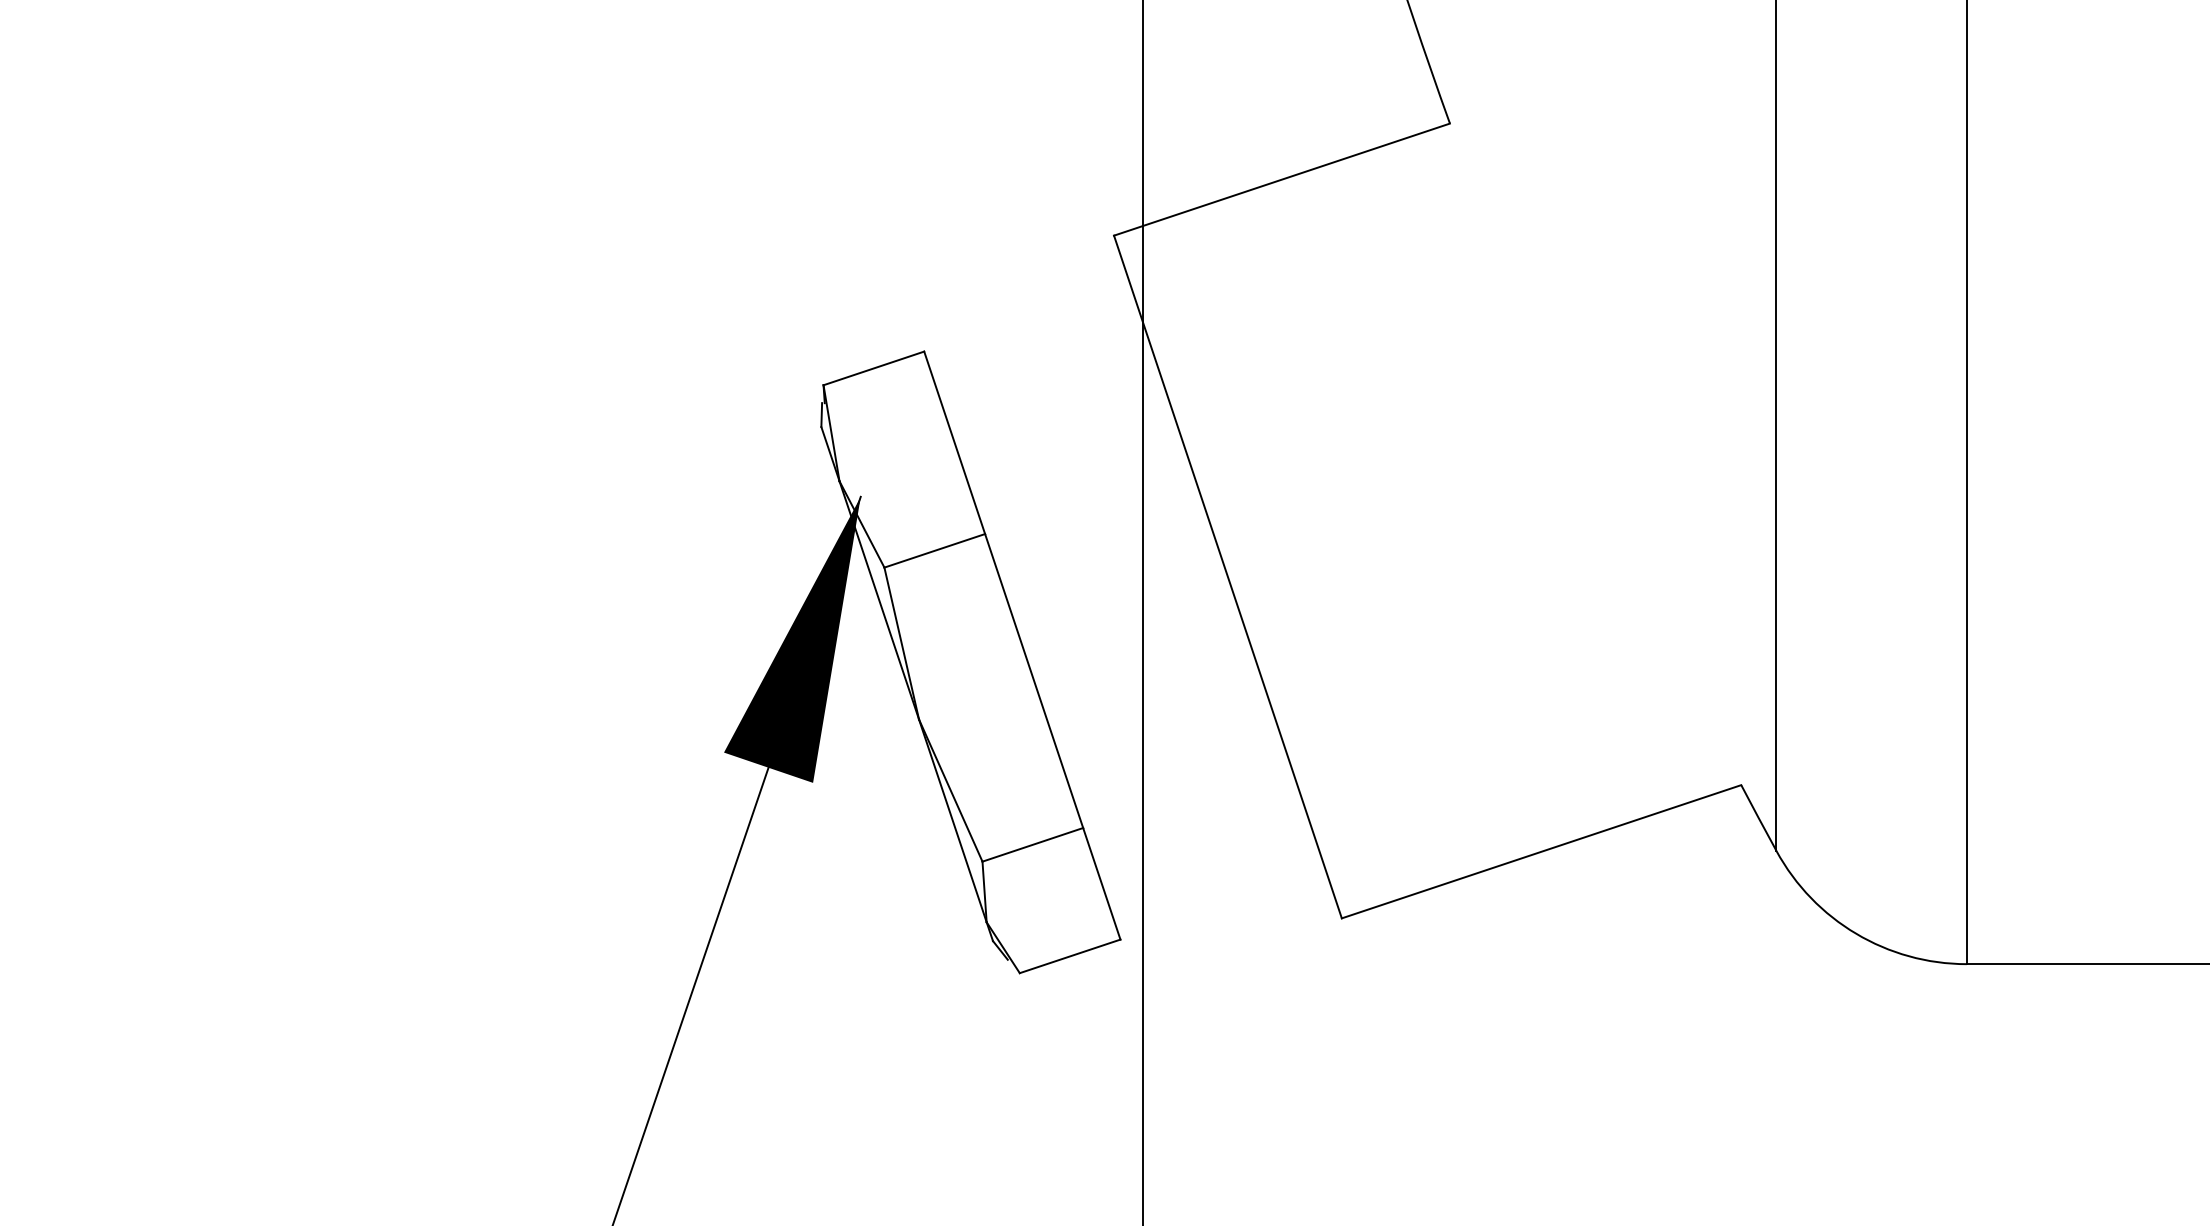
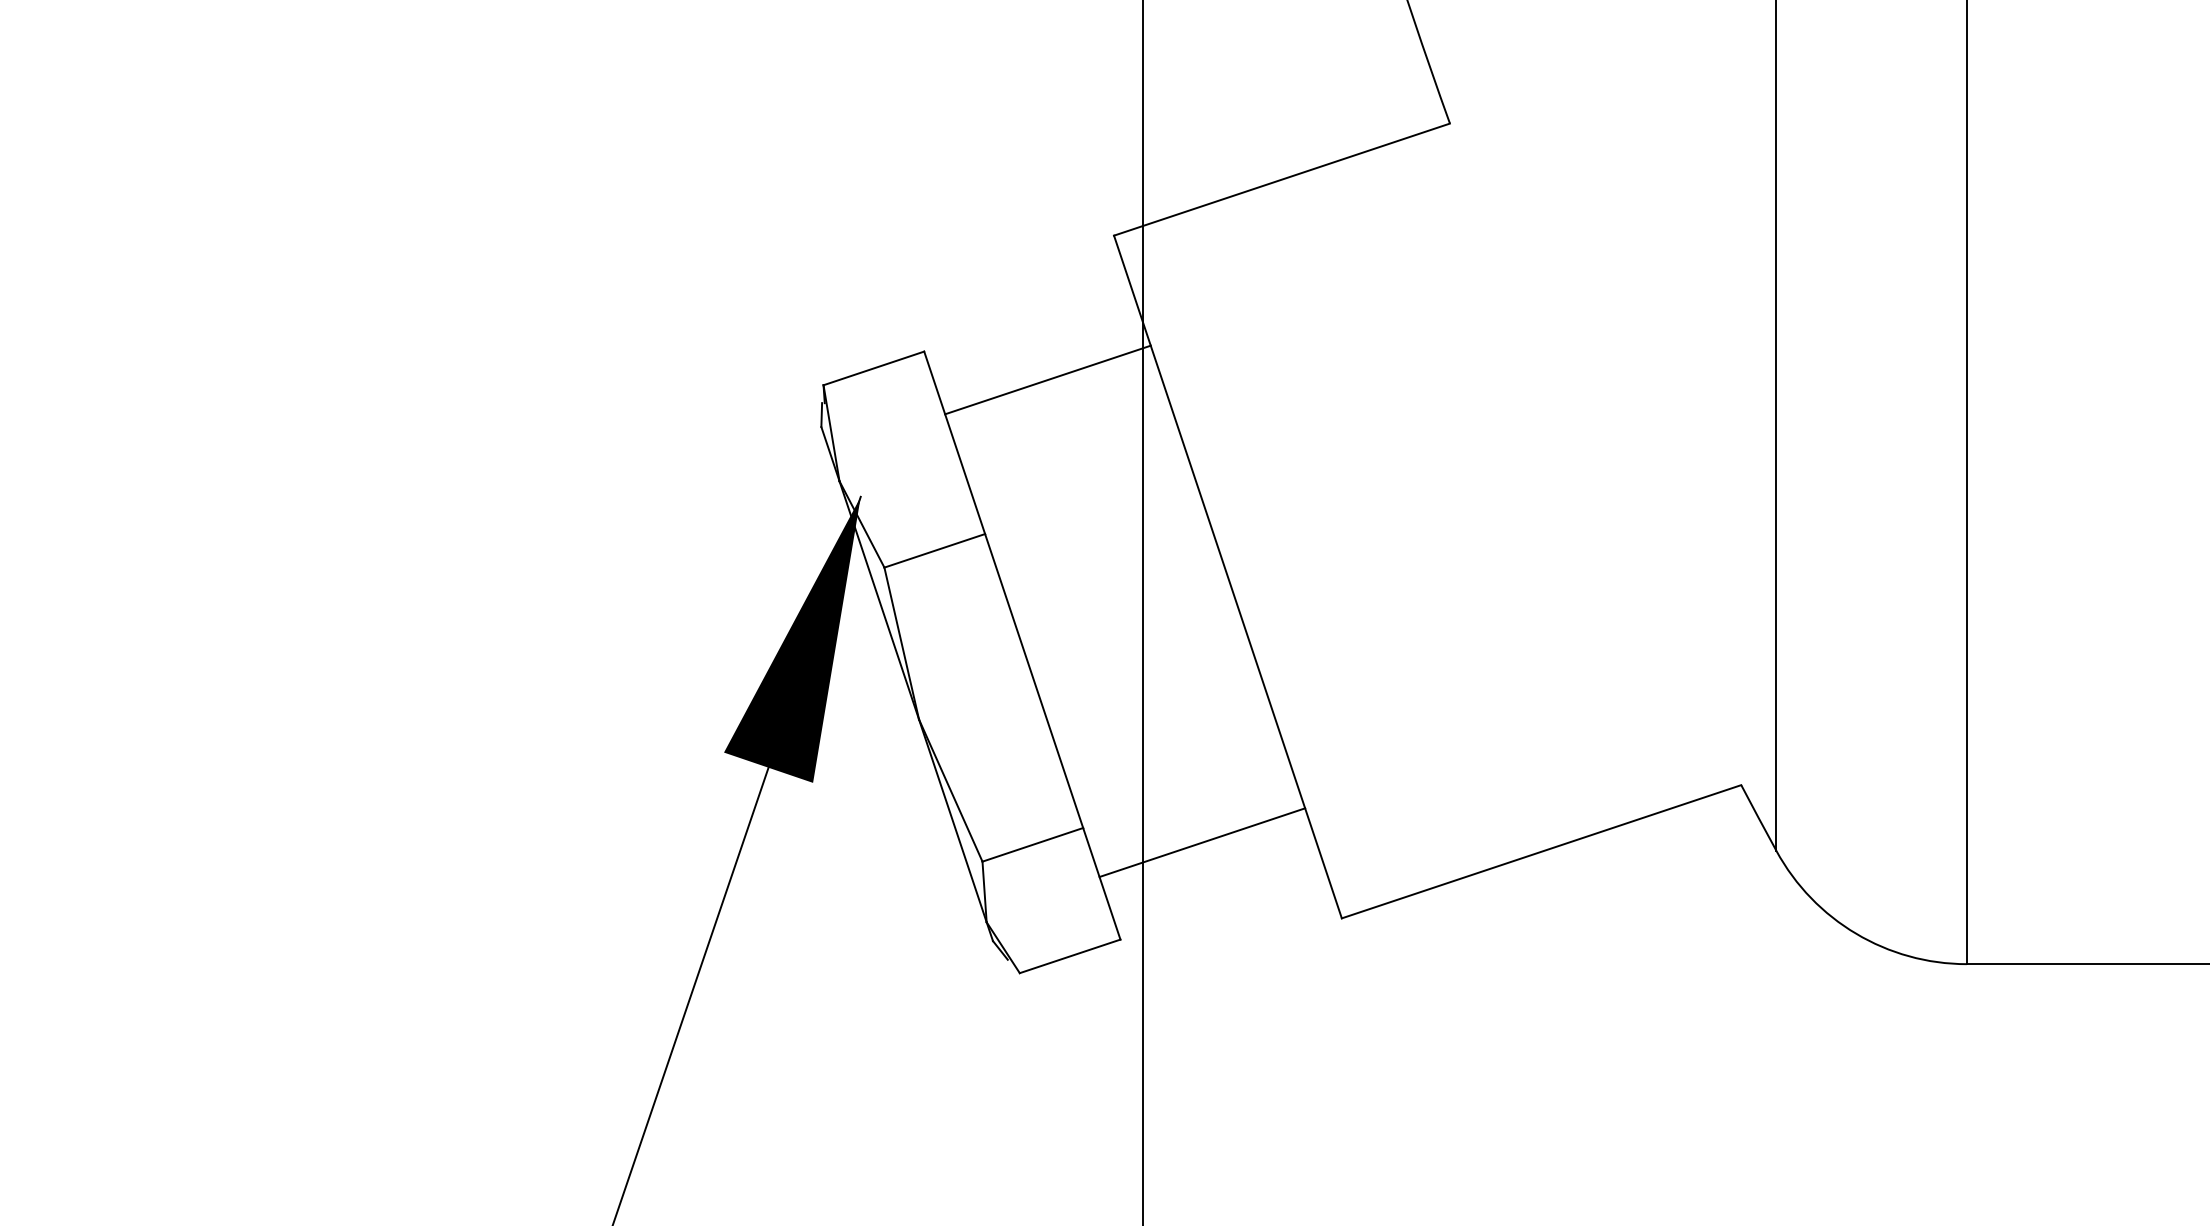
line: none -> present (1047, 379)
line: none -> present (1202, 842)
